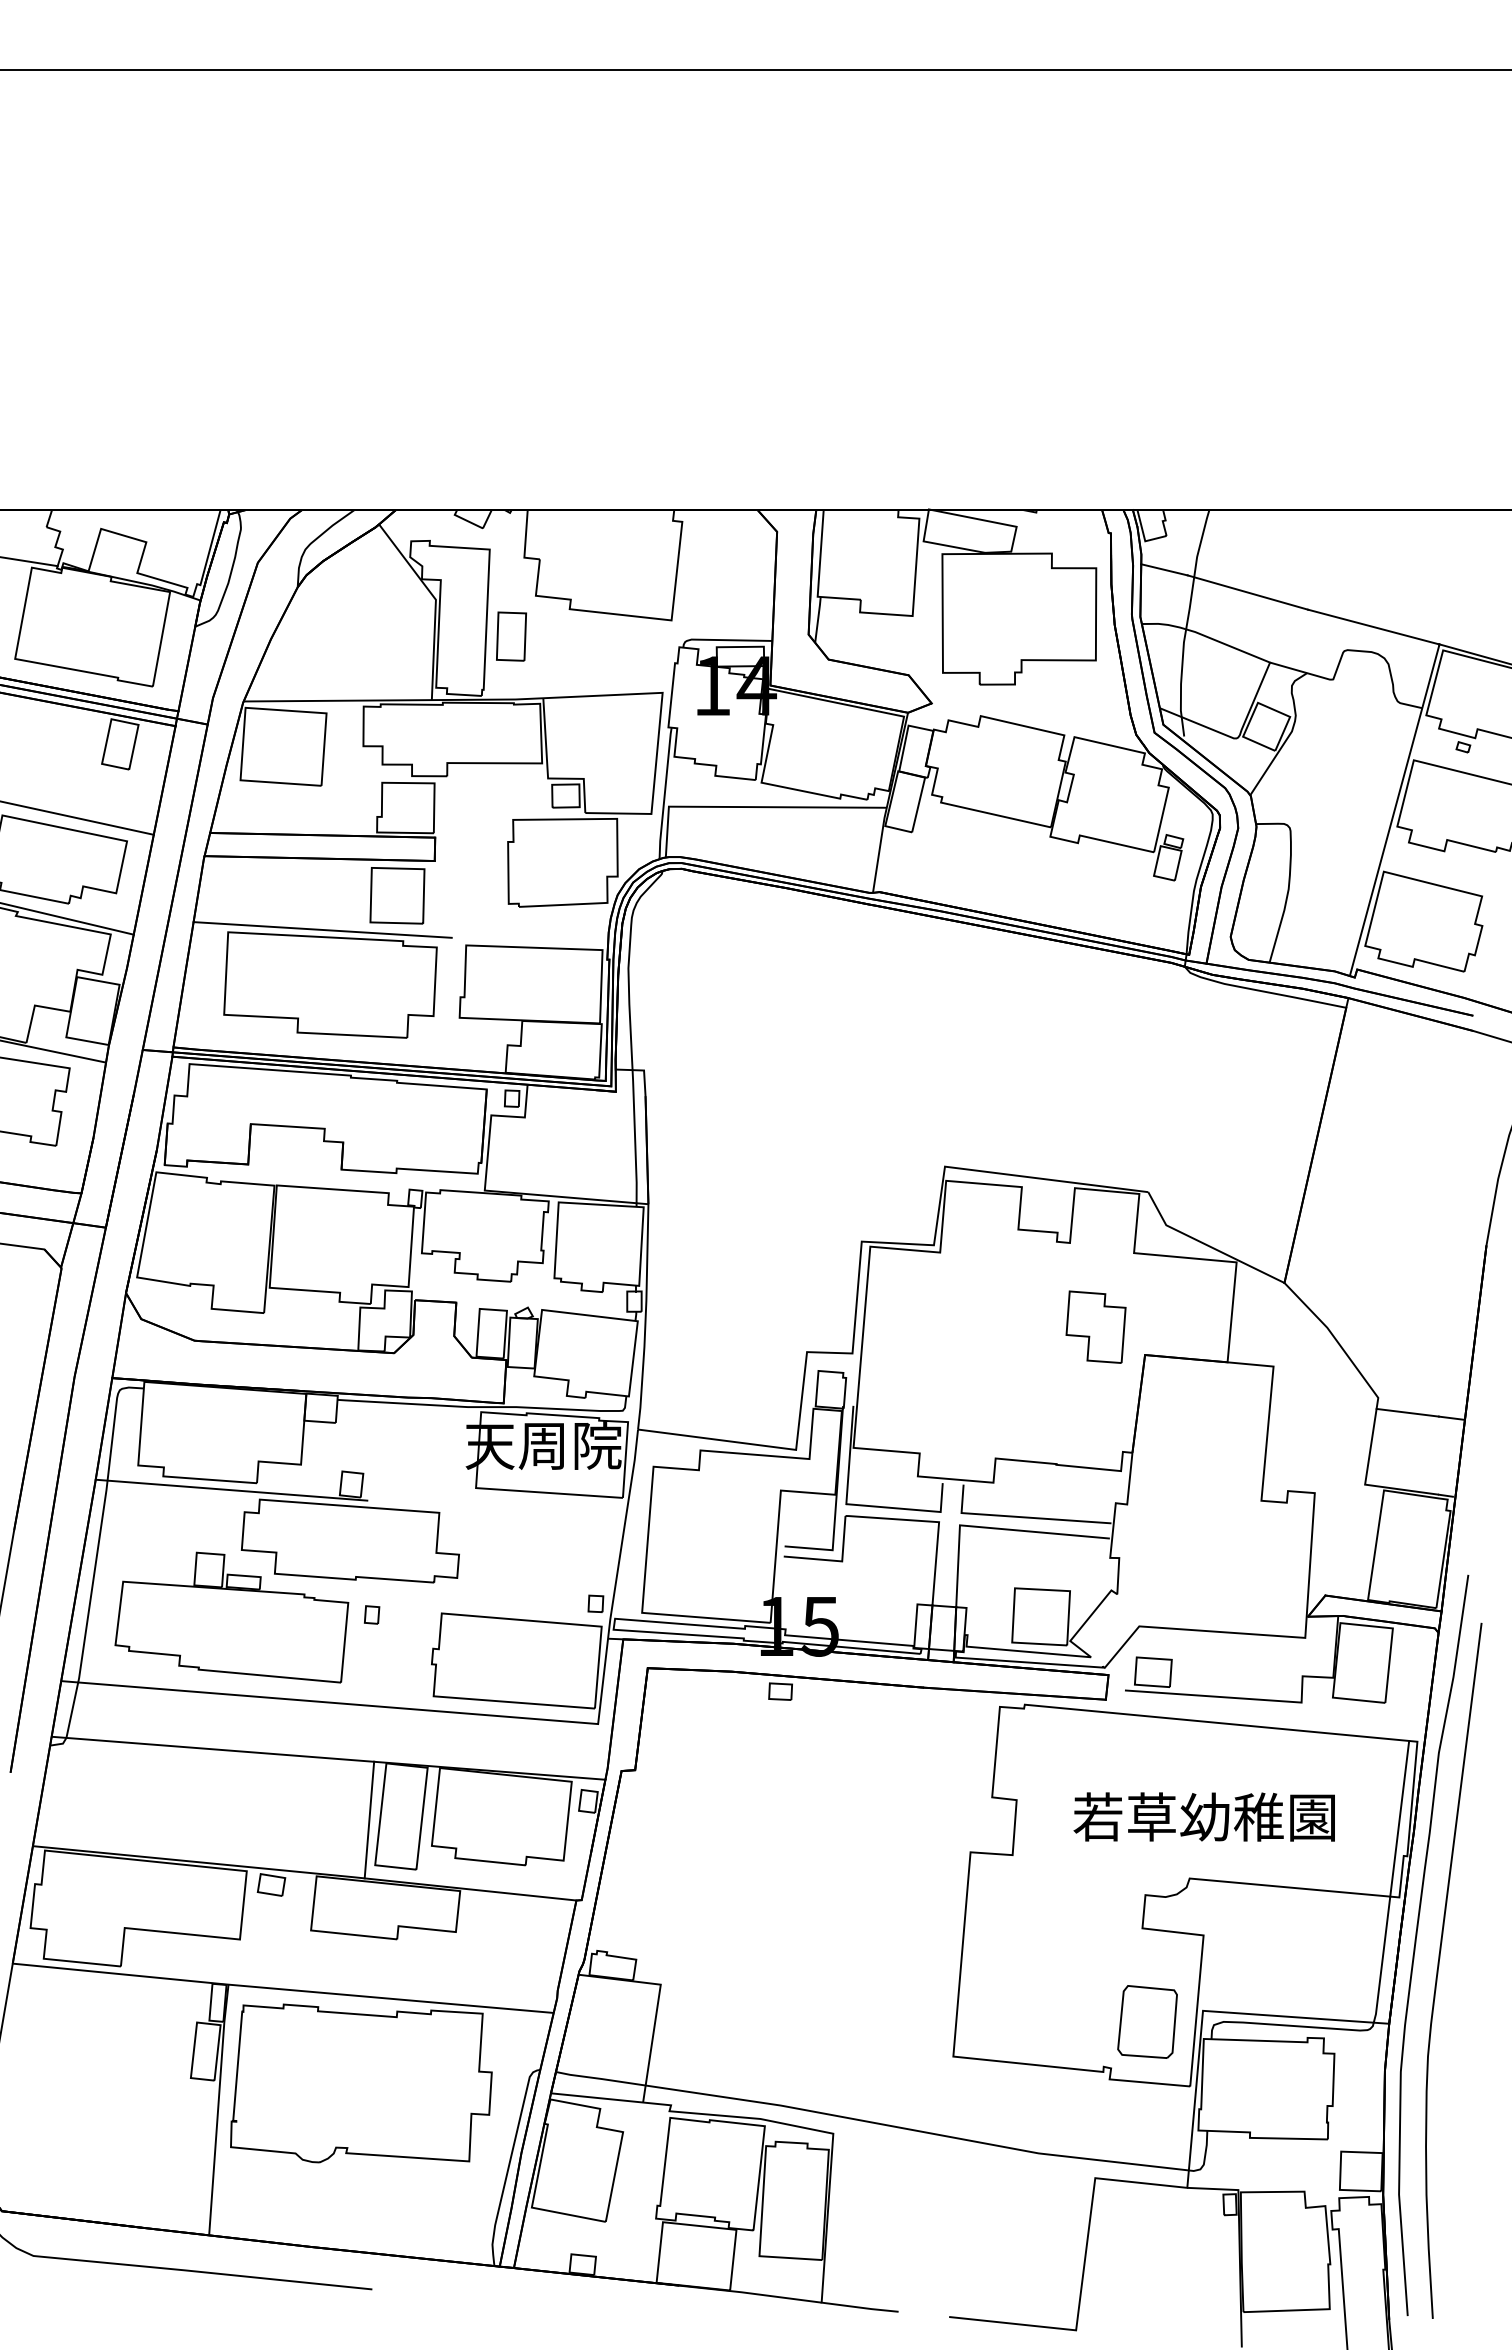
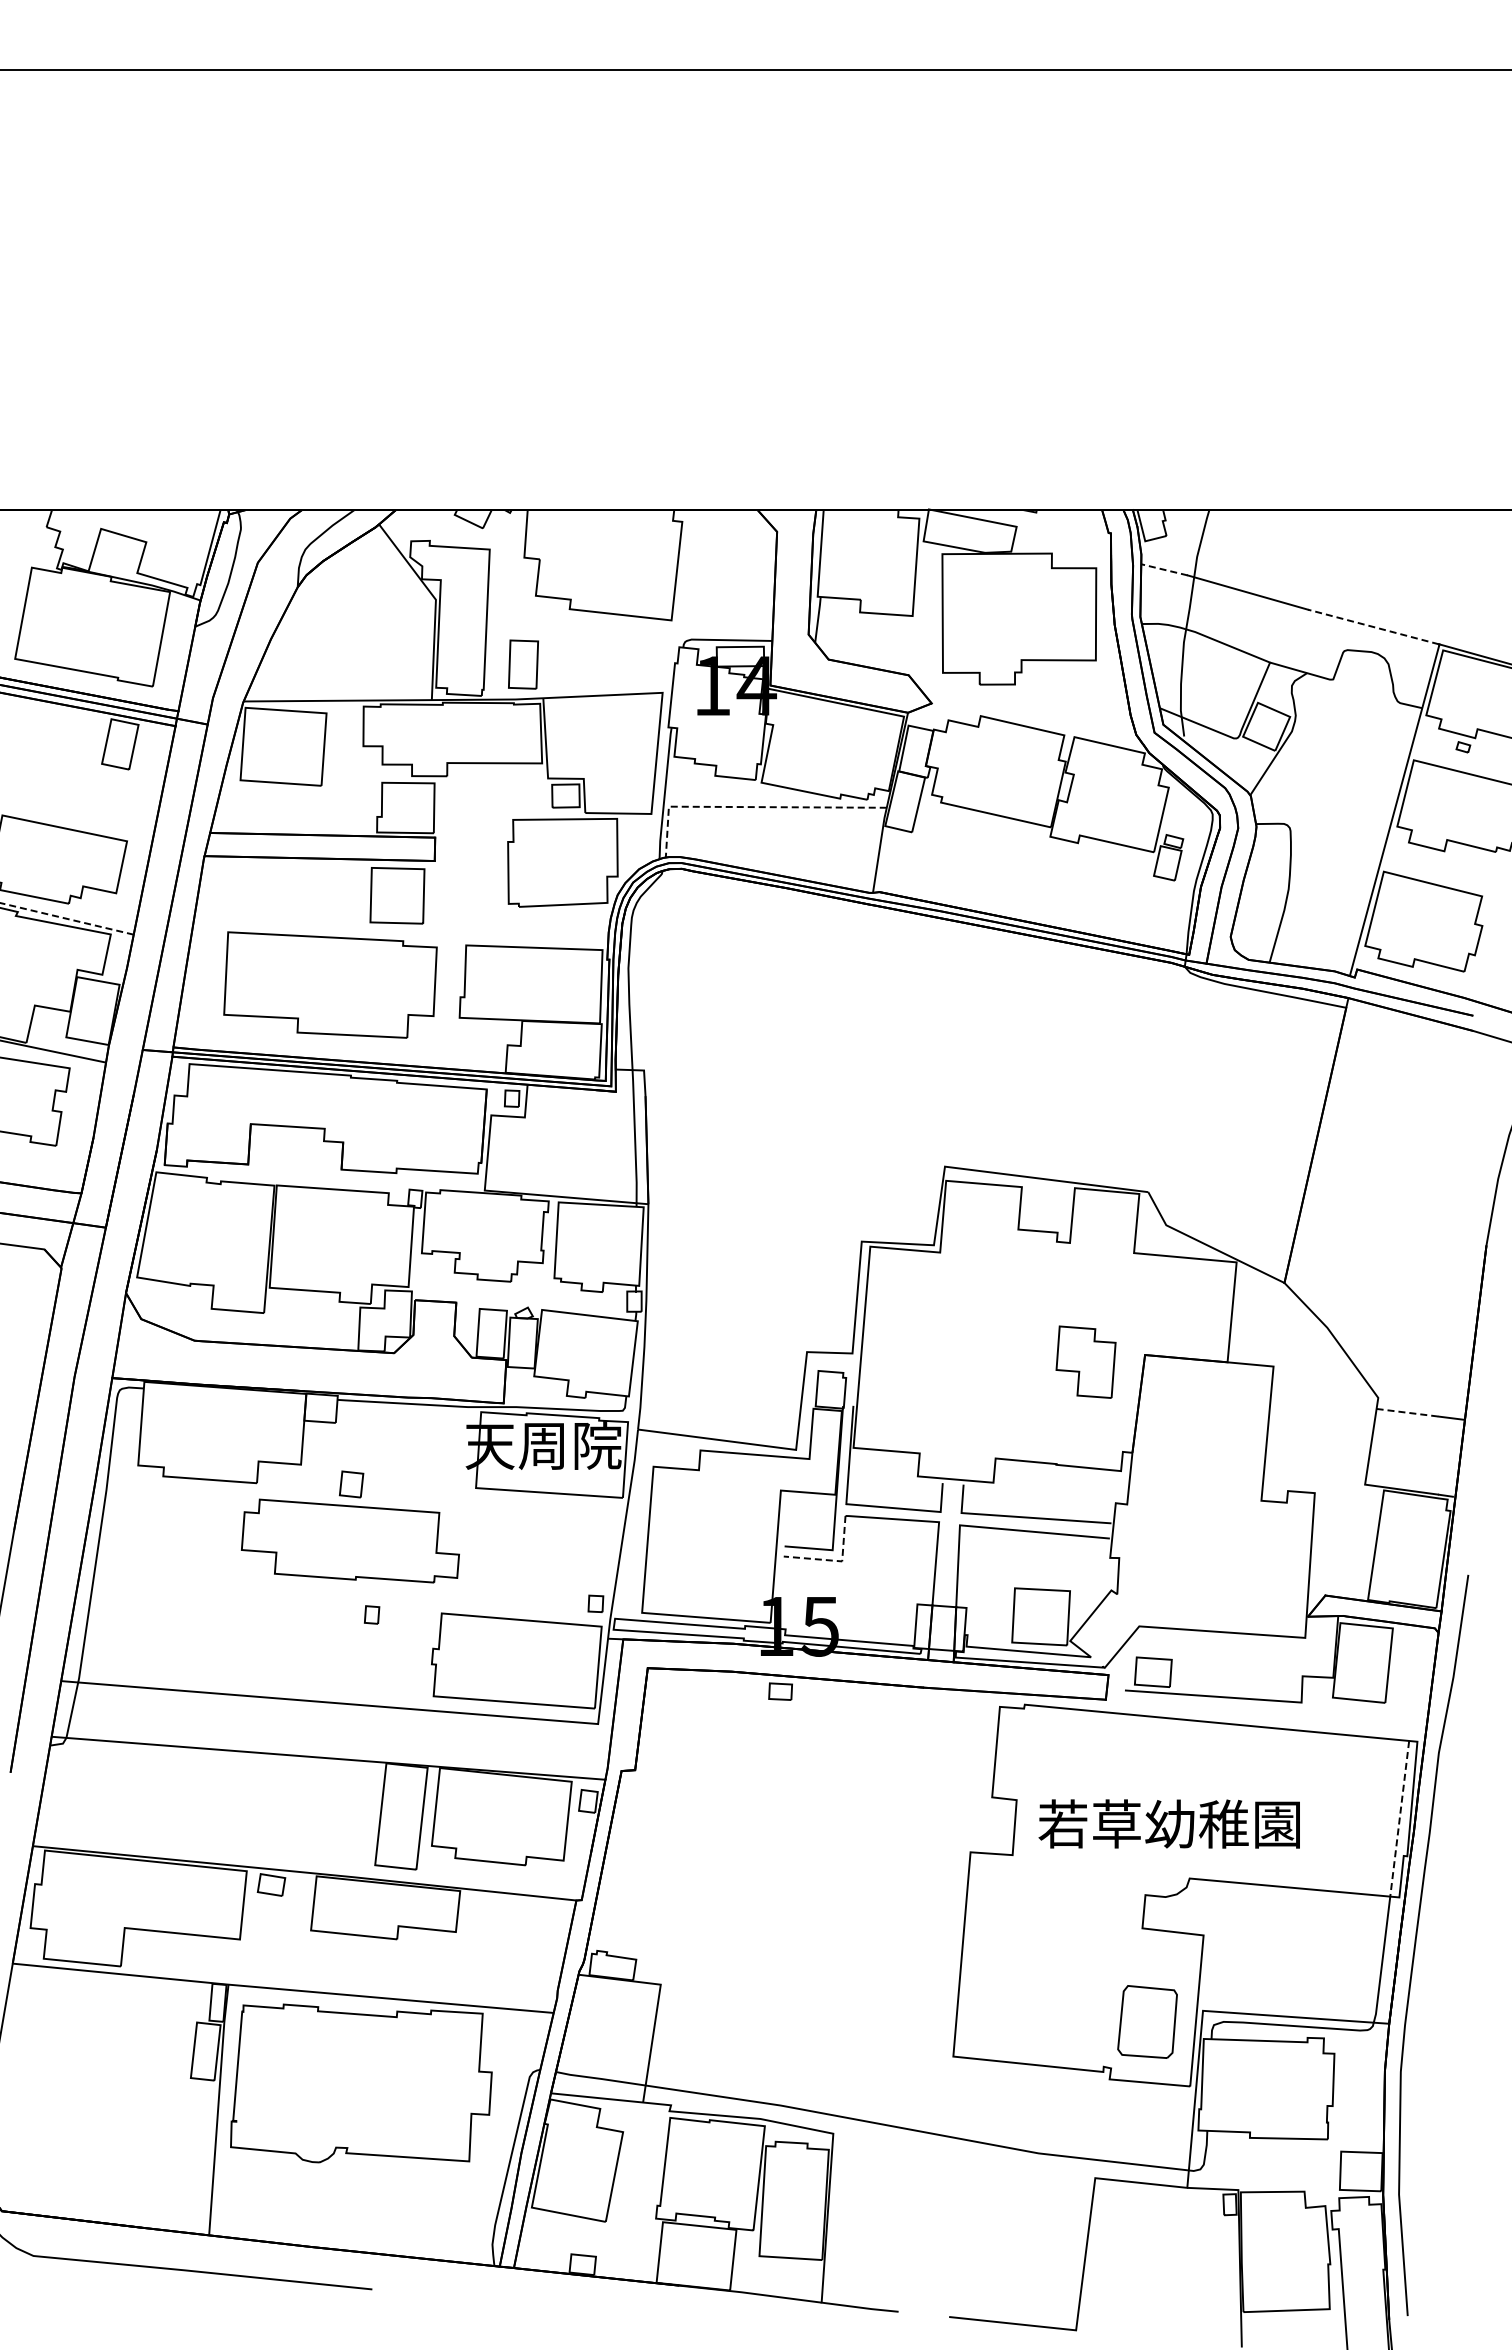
line: present -> none (29, 561)
line: solid -> dashed (1164, 569)
line: solid -> dashed (1373, 627)
part position: (511, 636) -> (523, 664) (523, 664)
line: solid -> dashed (751, 807)
line: present -> none (77, 817)
line: solid -> dashed (66, 918)
line: present -> none (322, 929)
part position: (1095, 1326) -> (1085, 1361) (1085, 1361)
line: solid -> dashed (1408, 1412)
line: present -> none (231, 1489)
line: solid -> dashed (836, 1560)
part: present -> none (231, 1617)
text position: (1203, 1816) -> (1168, 1823) (1168, 1823)
line: present -> none (369, 1819)
line: solid -> dashed (1399, 1819)
curve: present -> none (1439, 1966)
